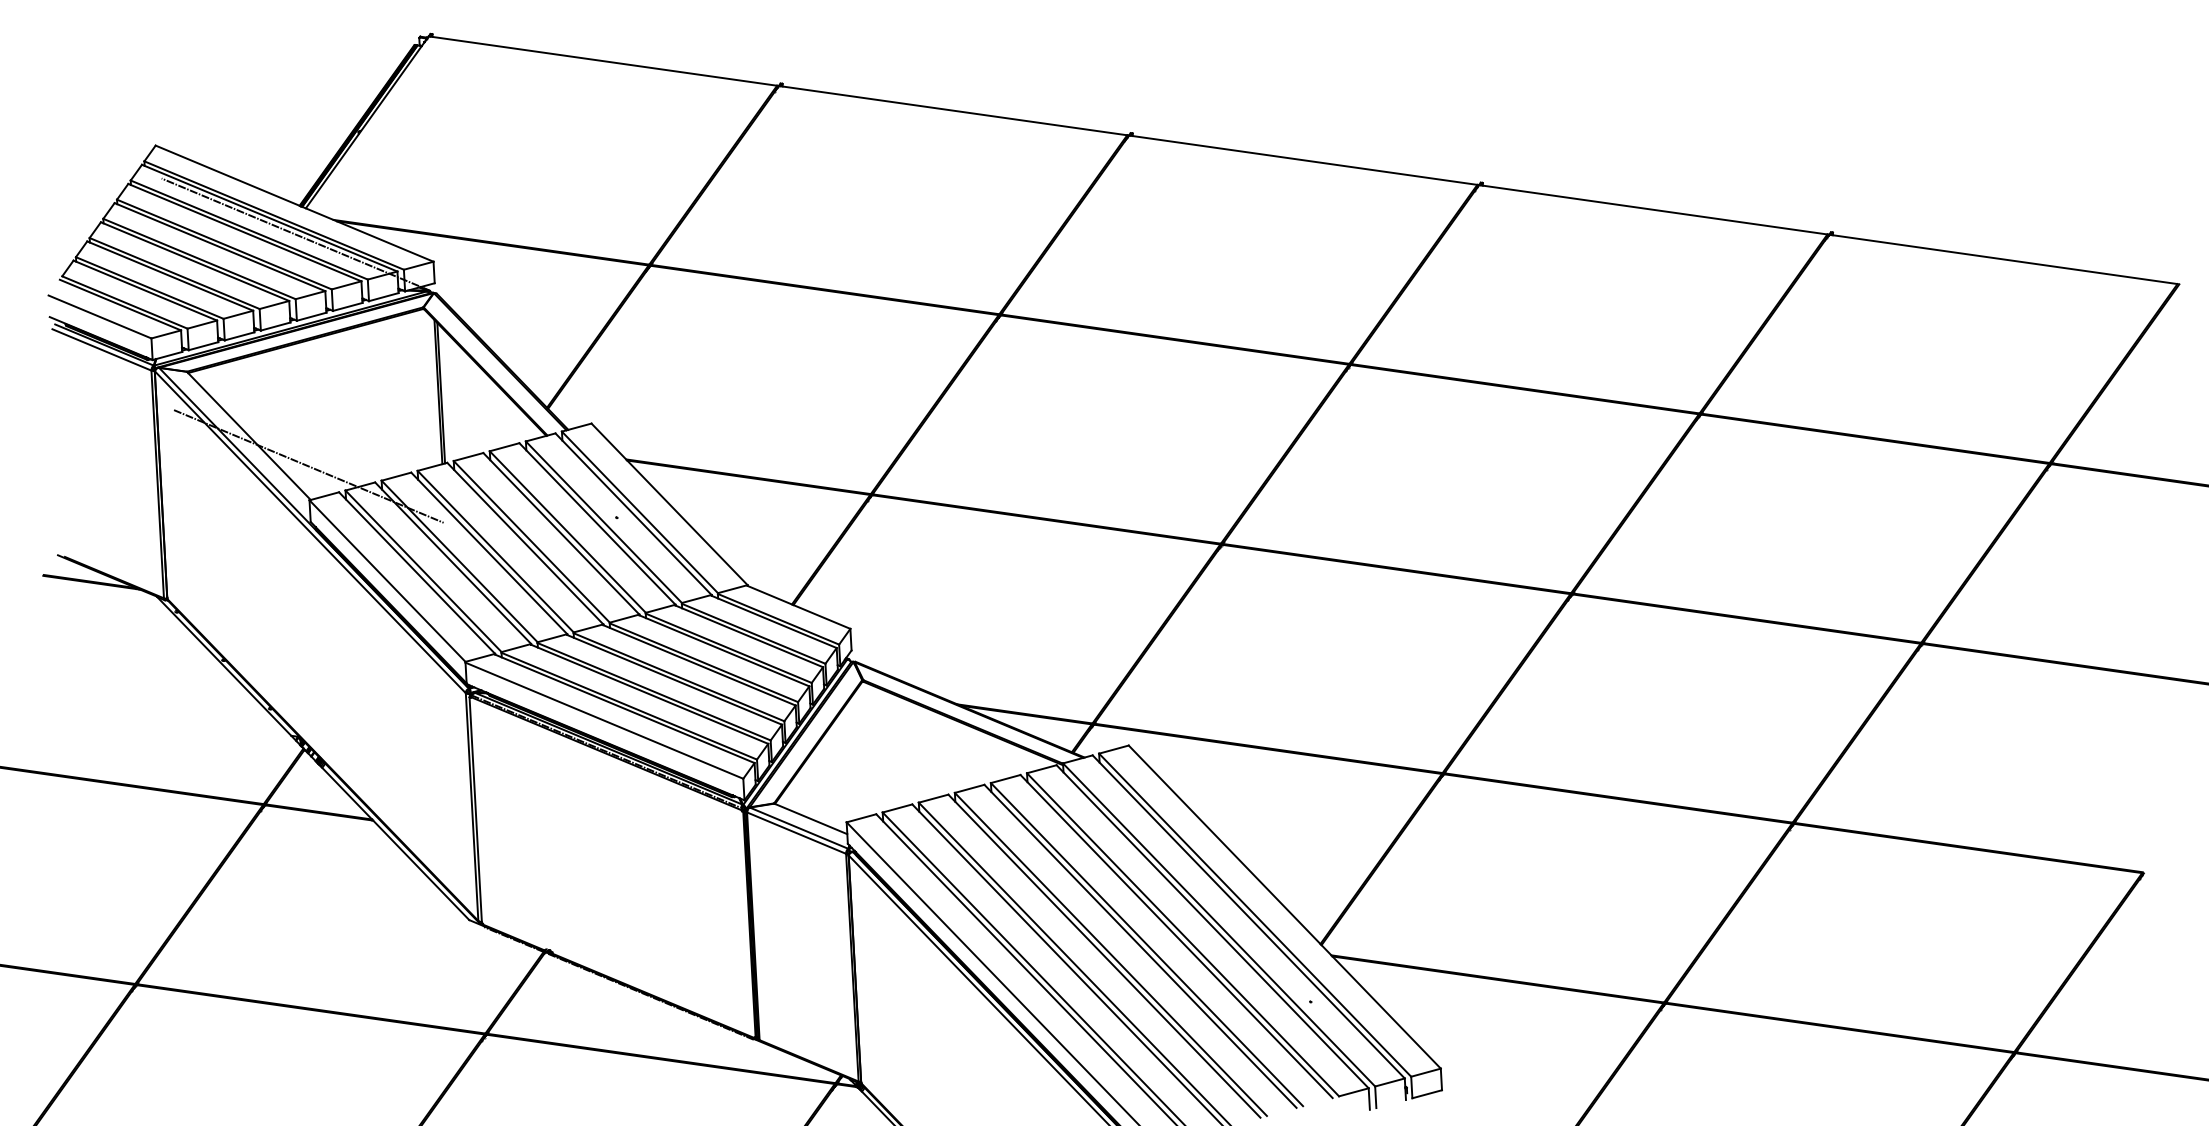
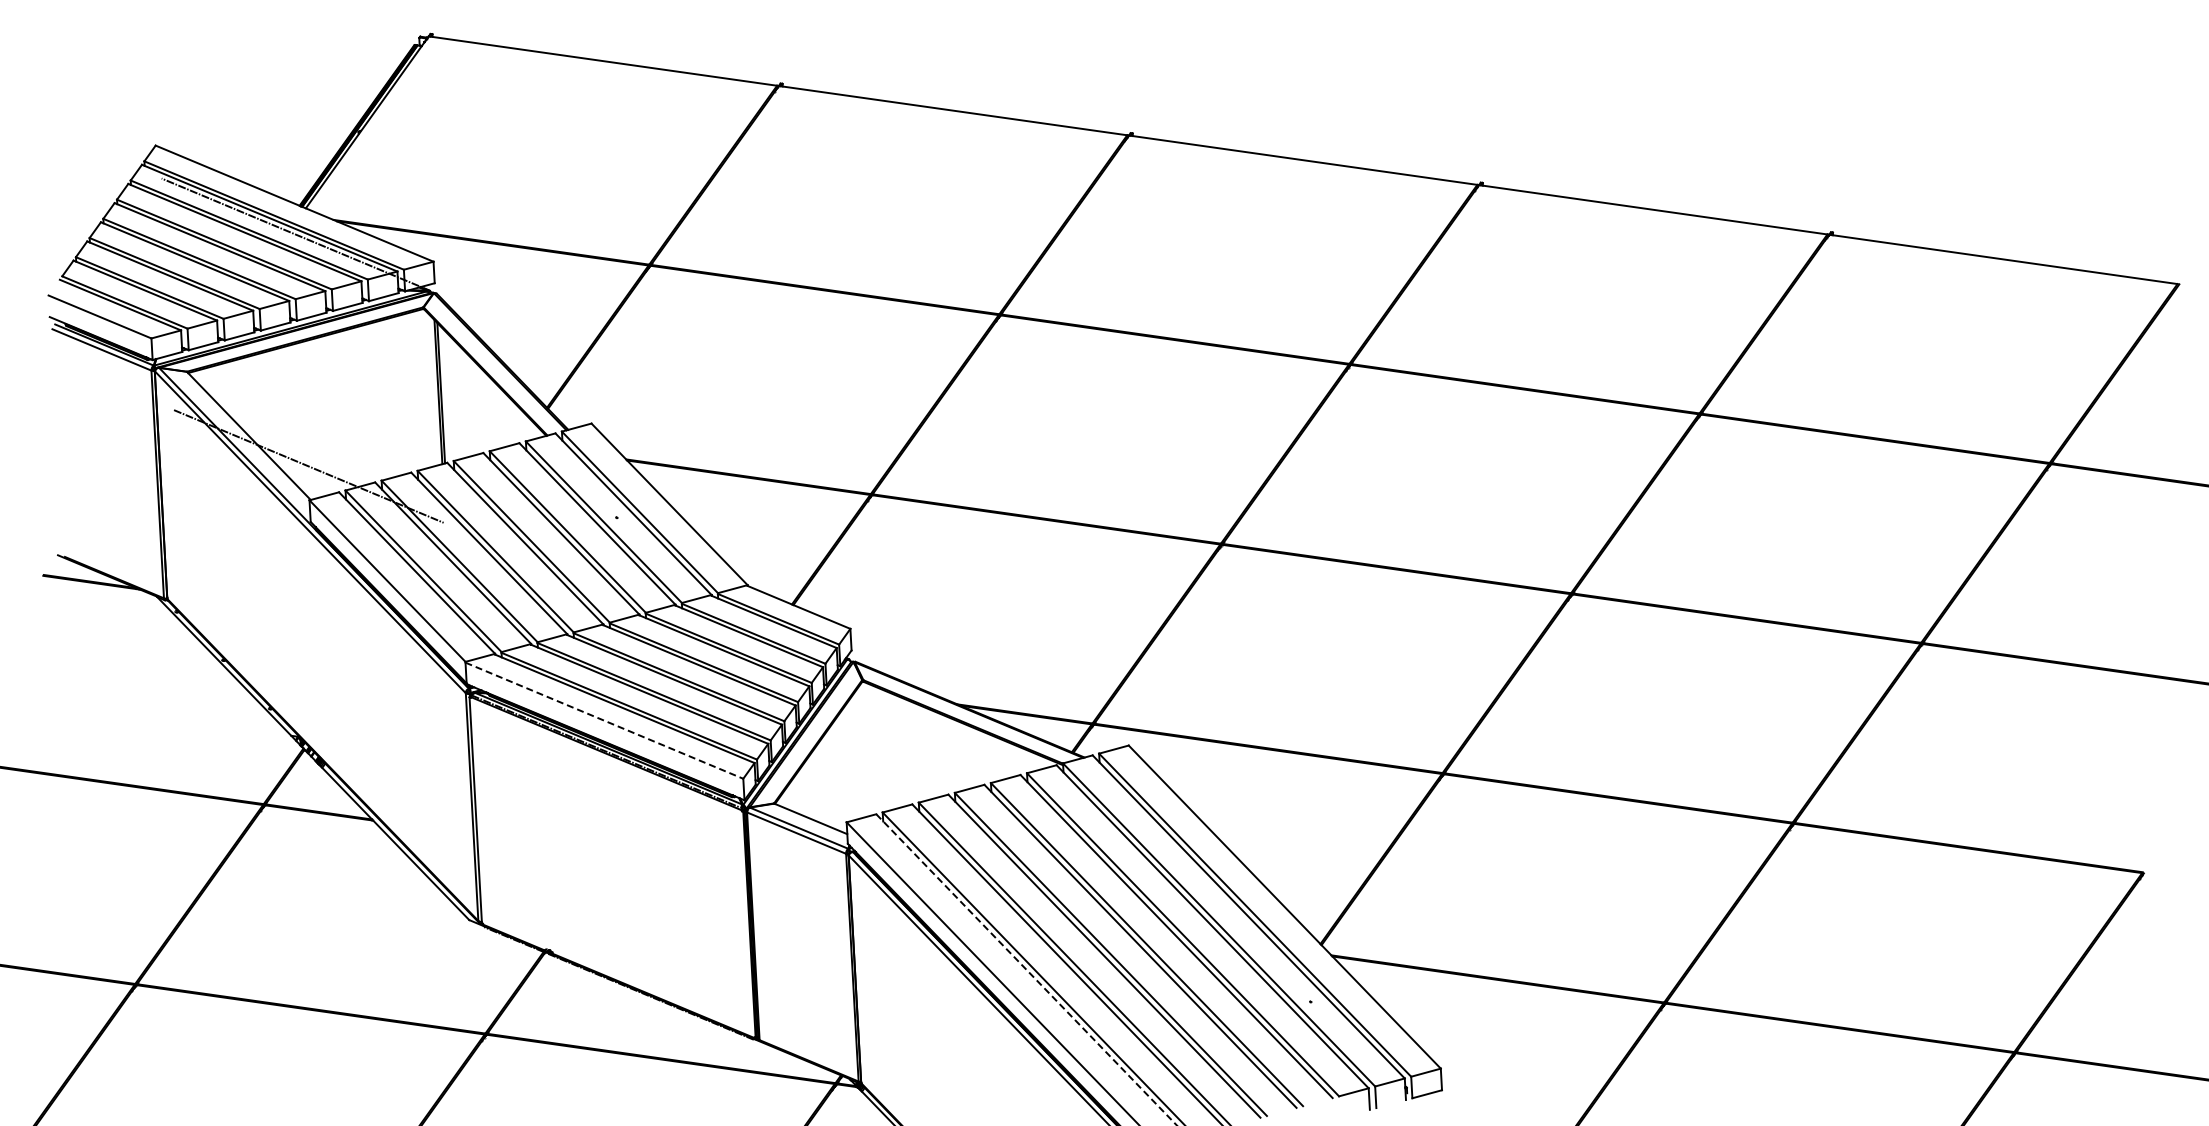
line: solid -> dashed (604, 720)
line: solid -> dashed (1026, 970)
